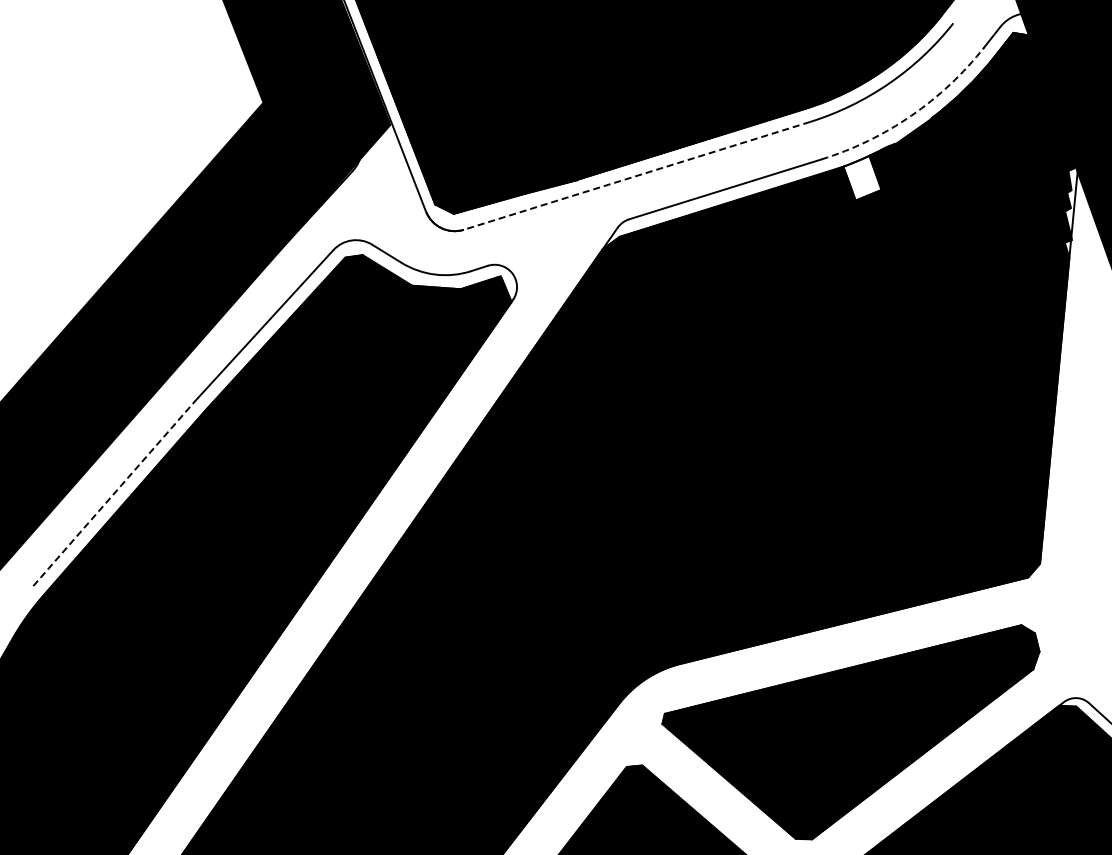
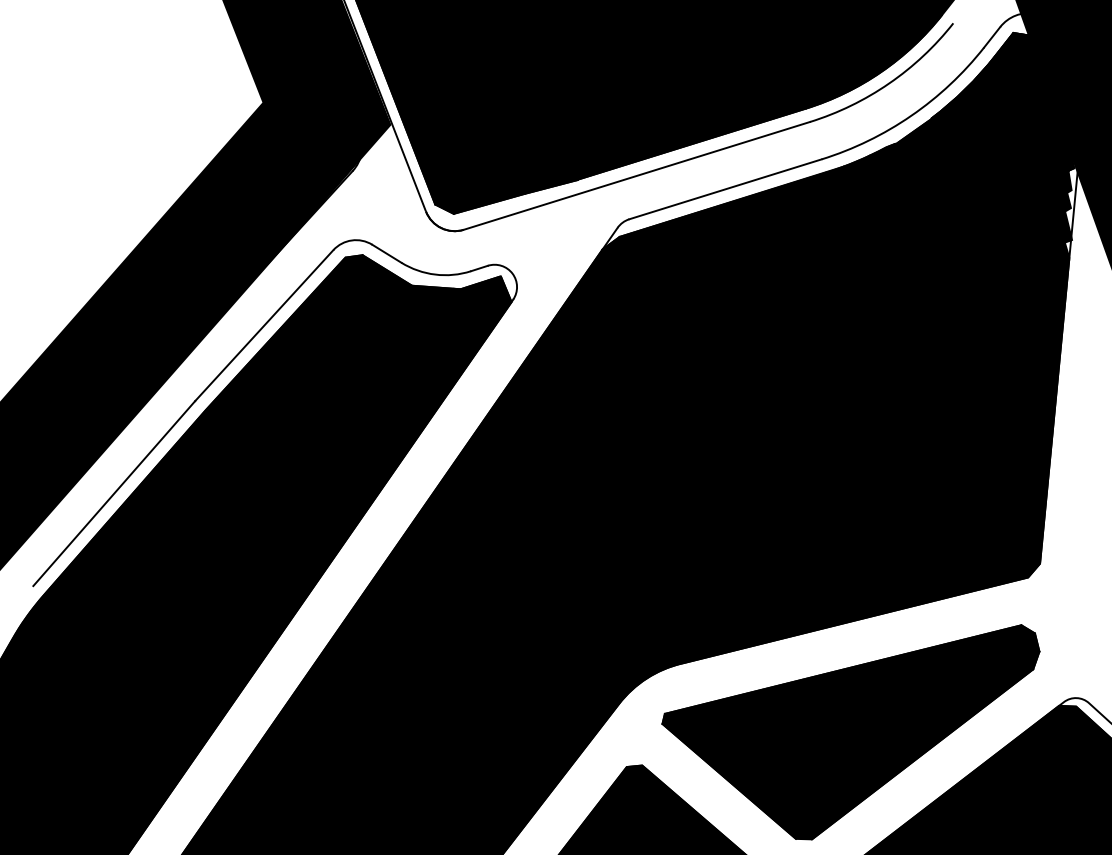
arc: dashed -> solid (911, 115)
line: dashed -> solid (636, 176)
fill: none -> present (862, 177)
line: dashed -> solid (114, 493)
